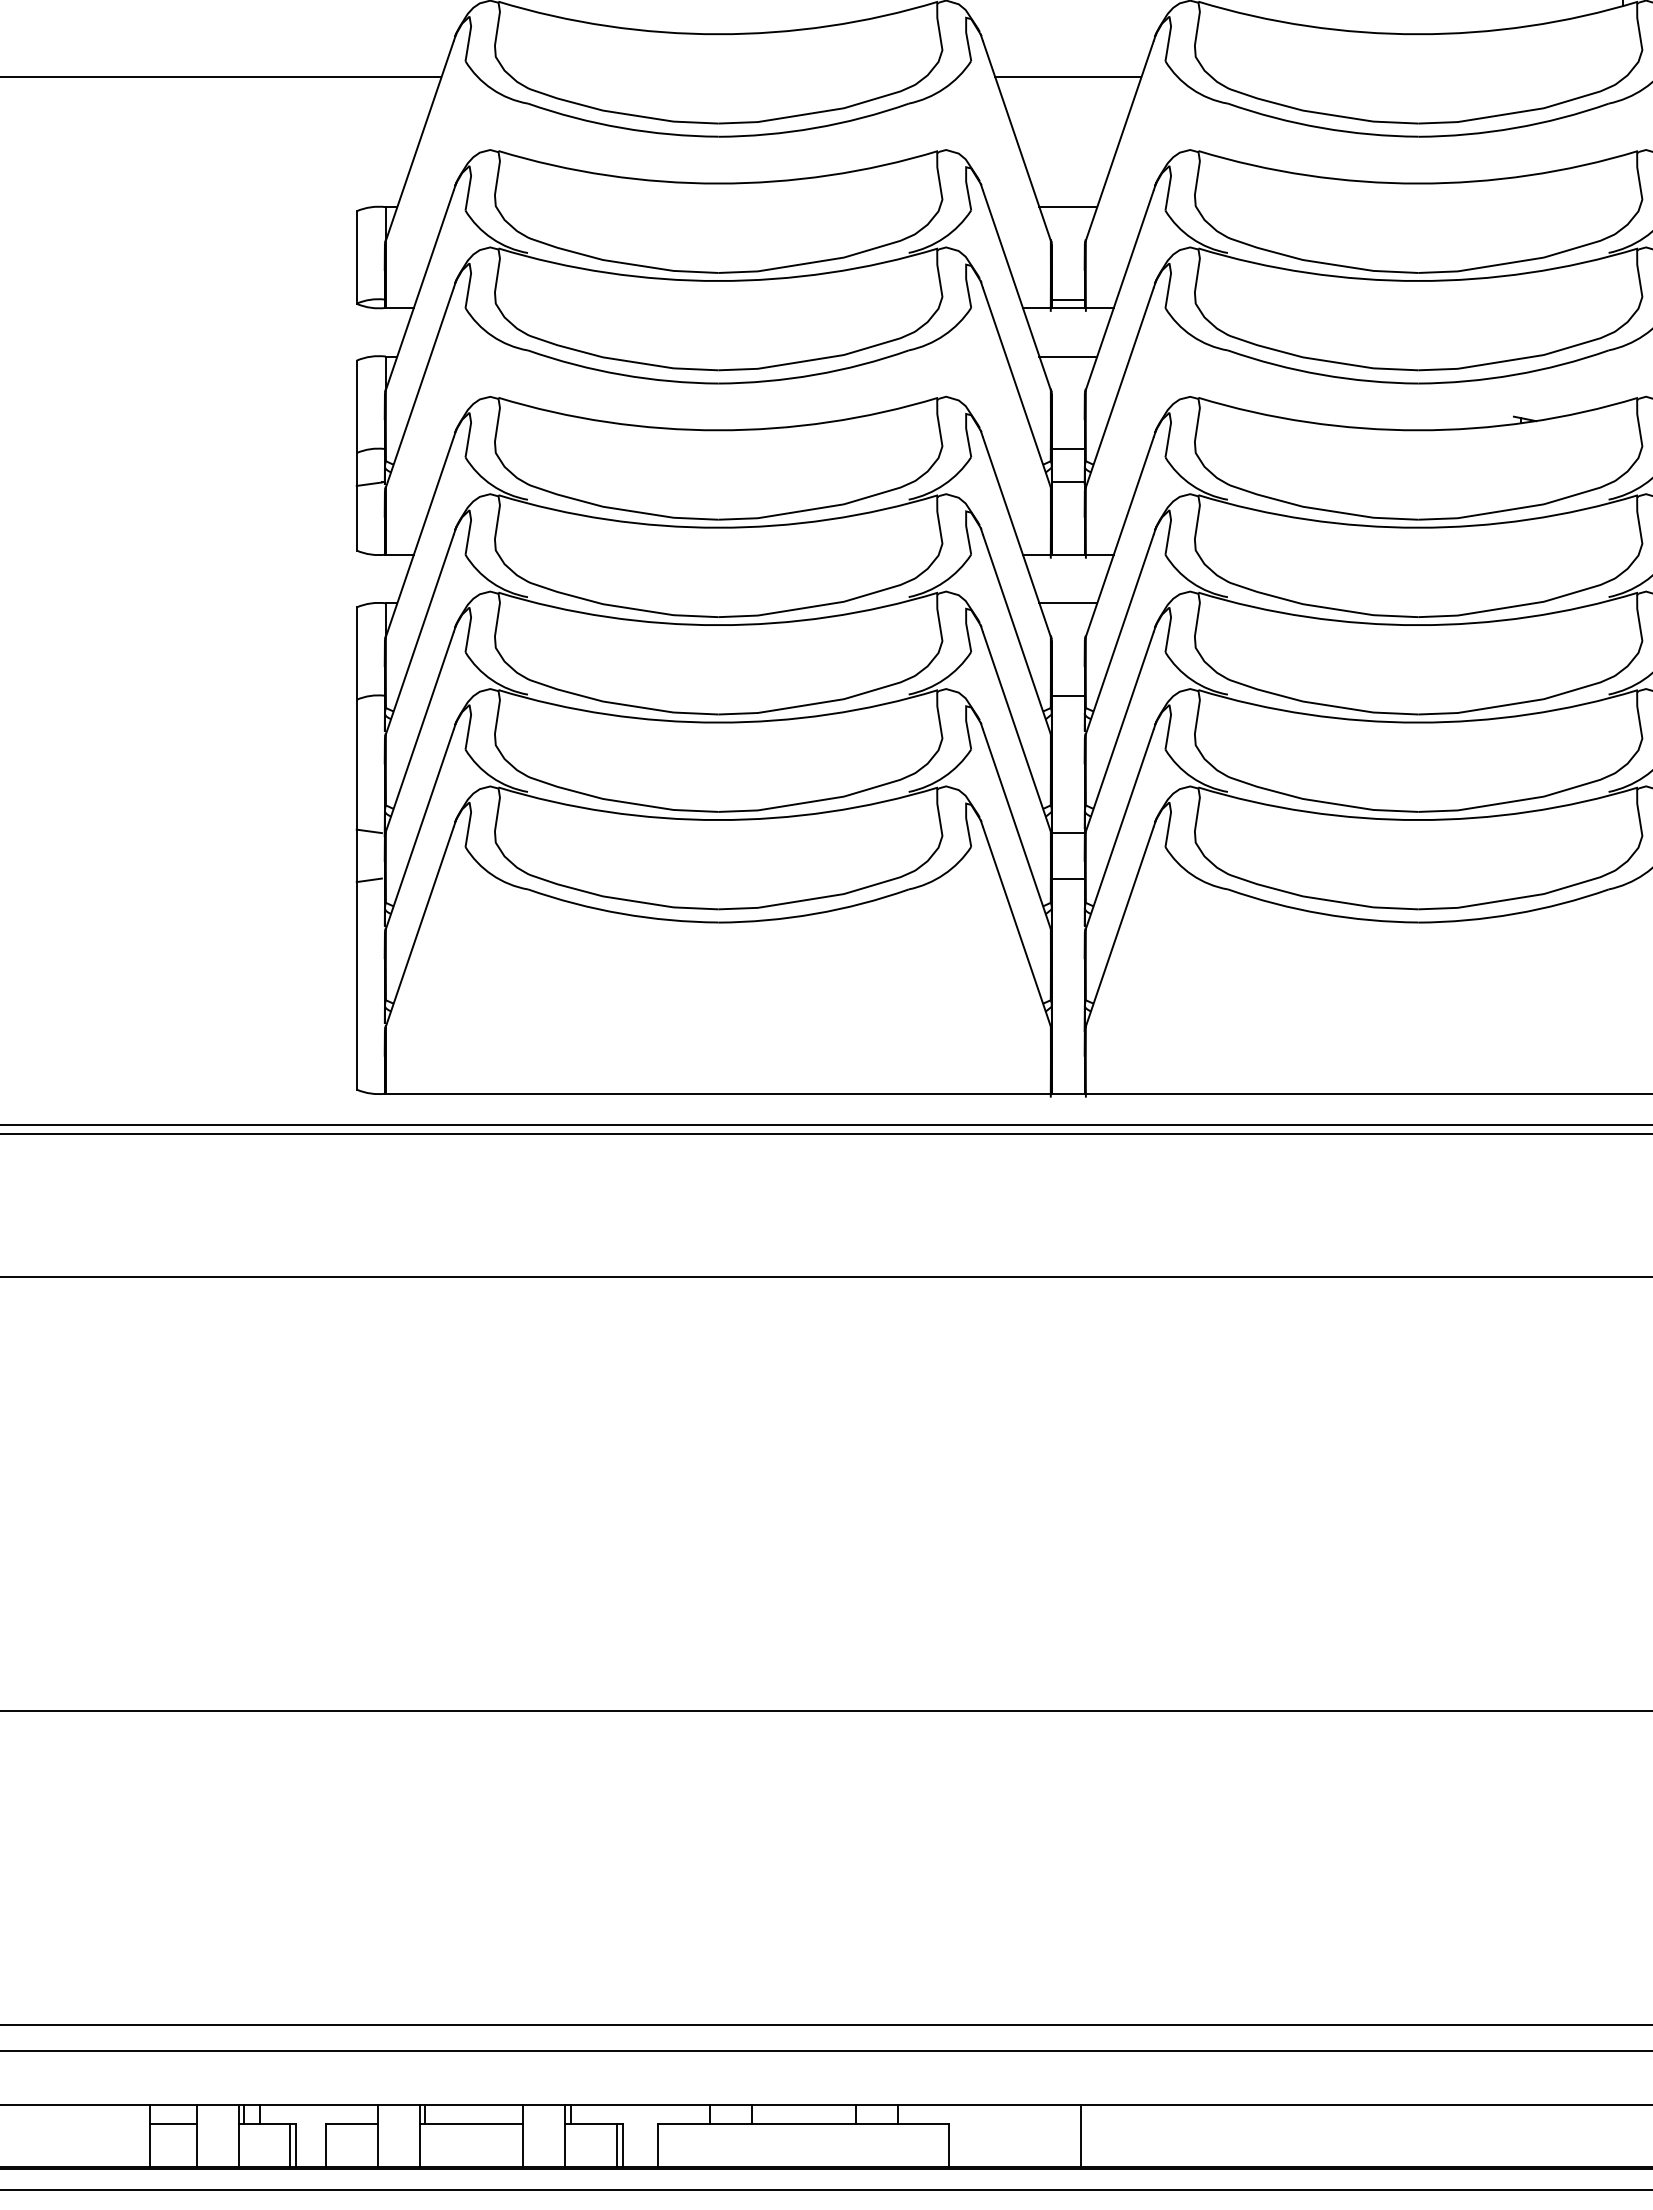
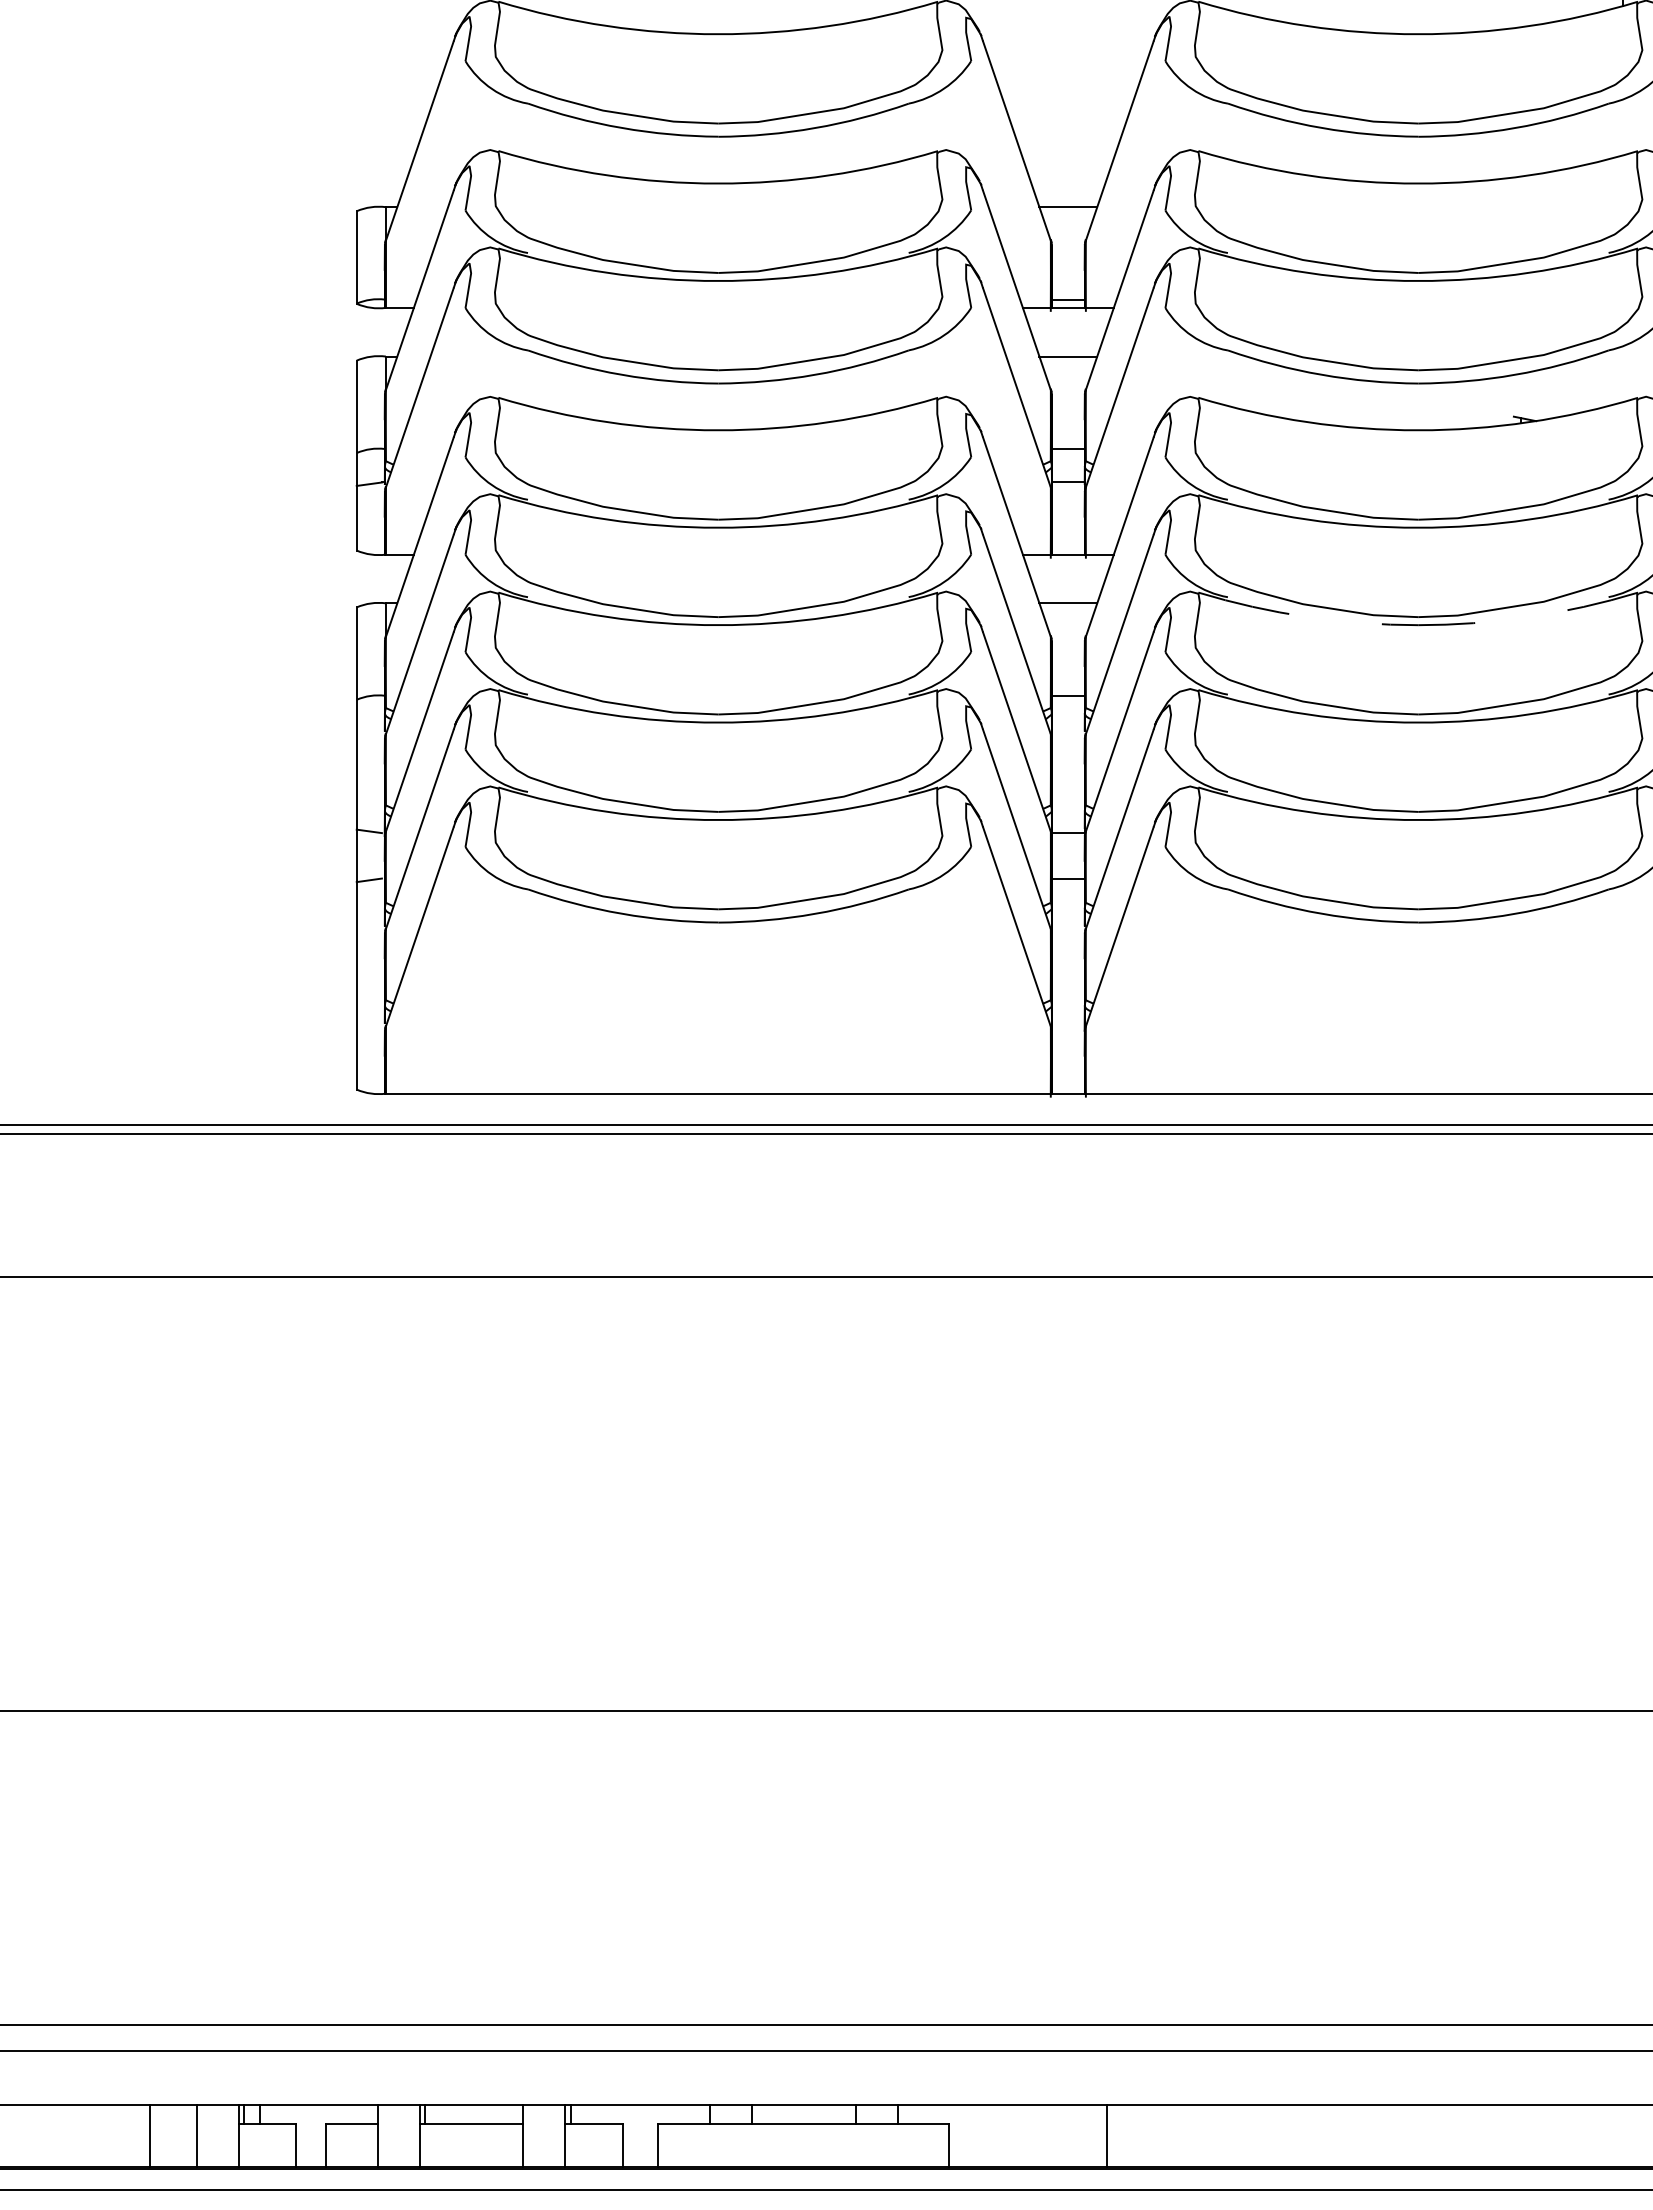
line: present -> none (221, 77)
line: present -> none (1068, 77)
arc: solid -> dashed (1418, 625)
line: present -> none (172, 2123)
line position: (1080, 2135) -> (1106, 2135) (1106, 2135)
line: present -> none (290, 2144)
line: present -> none (617, 2144)
